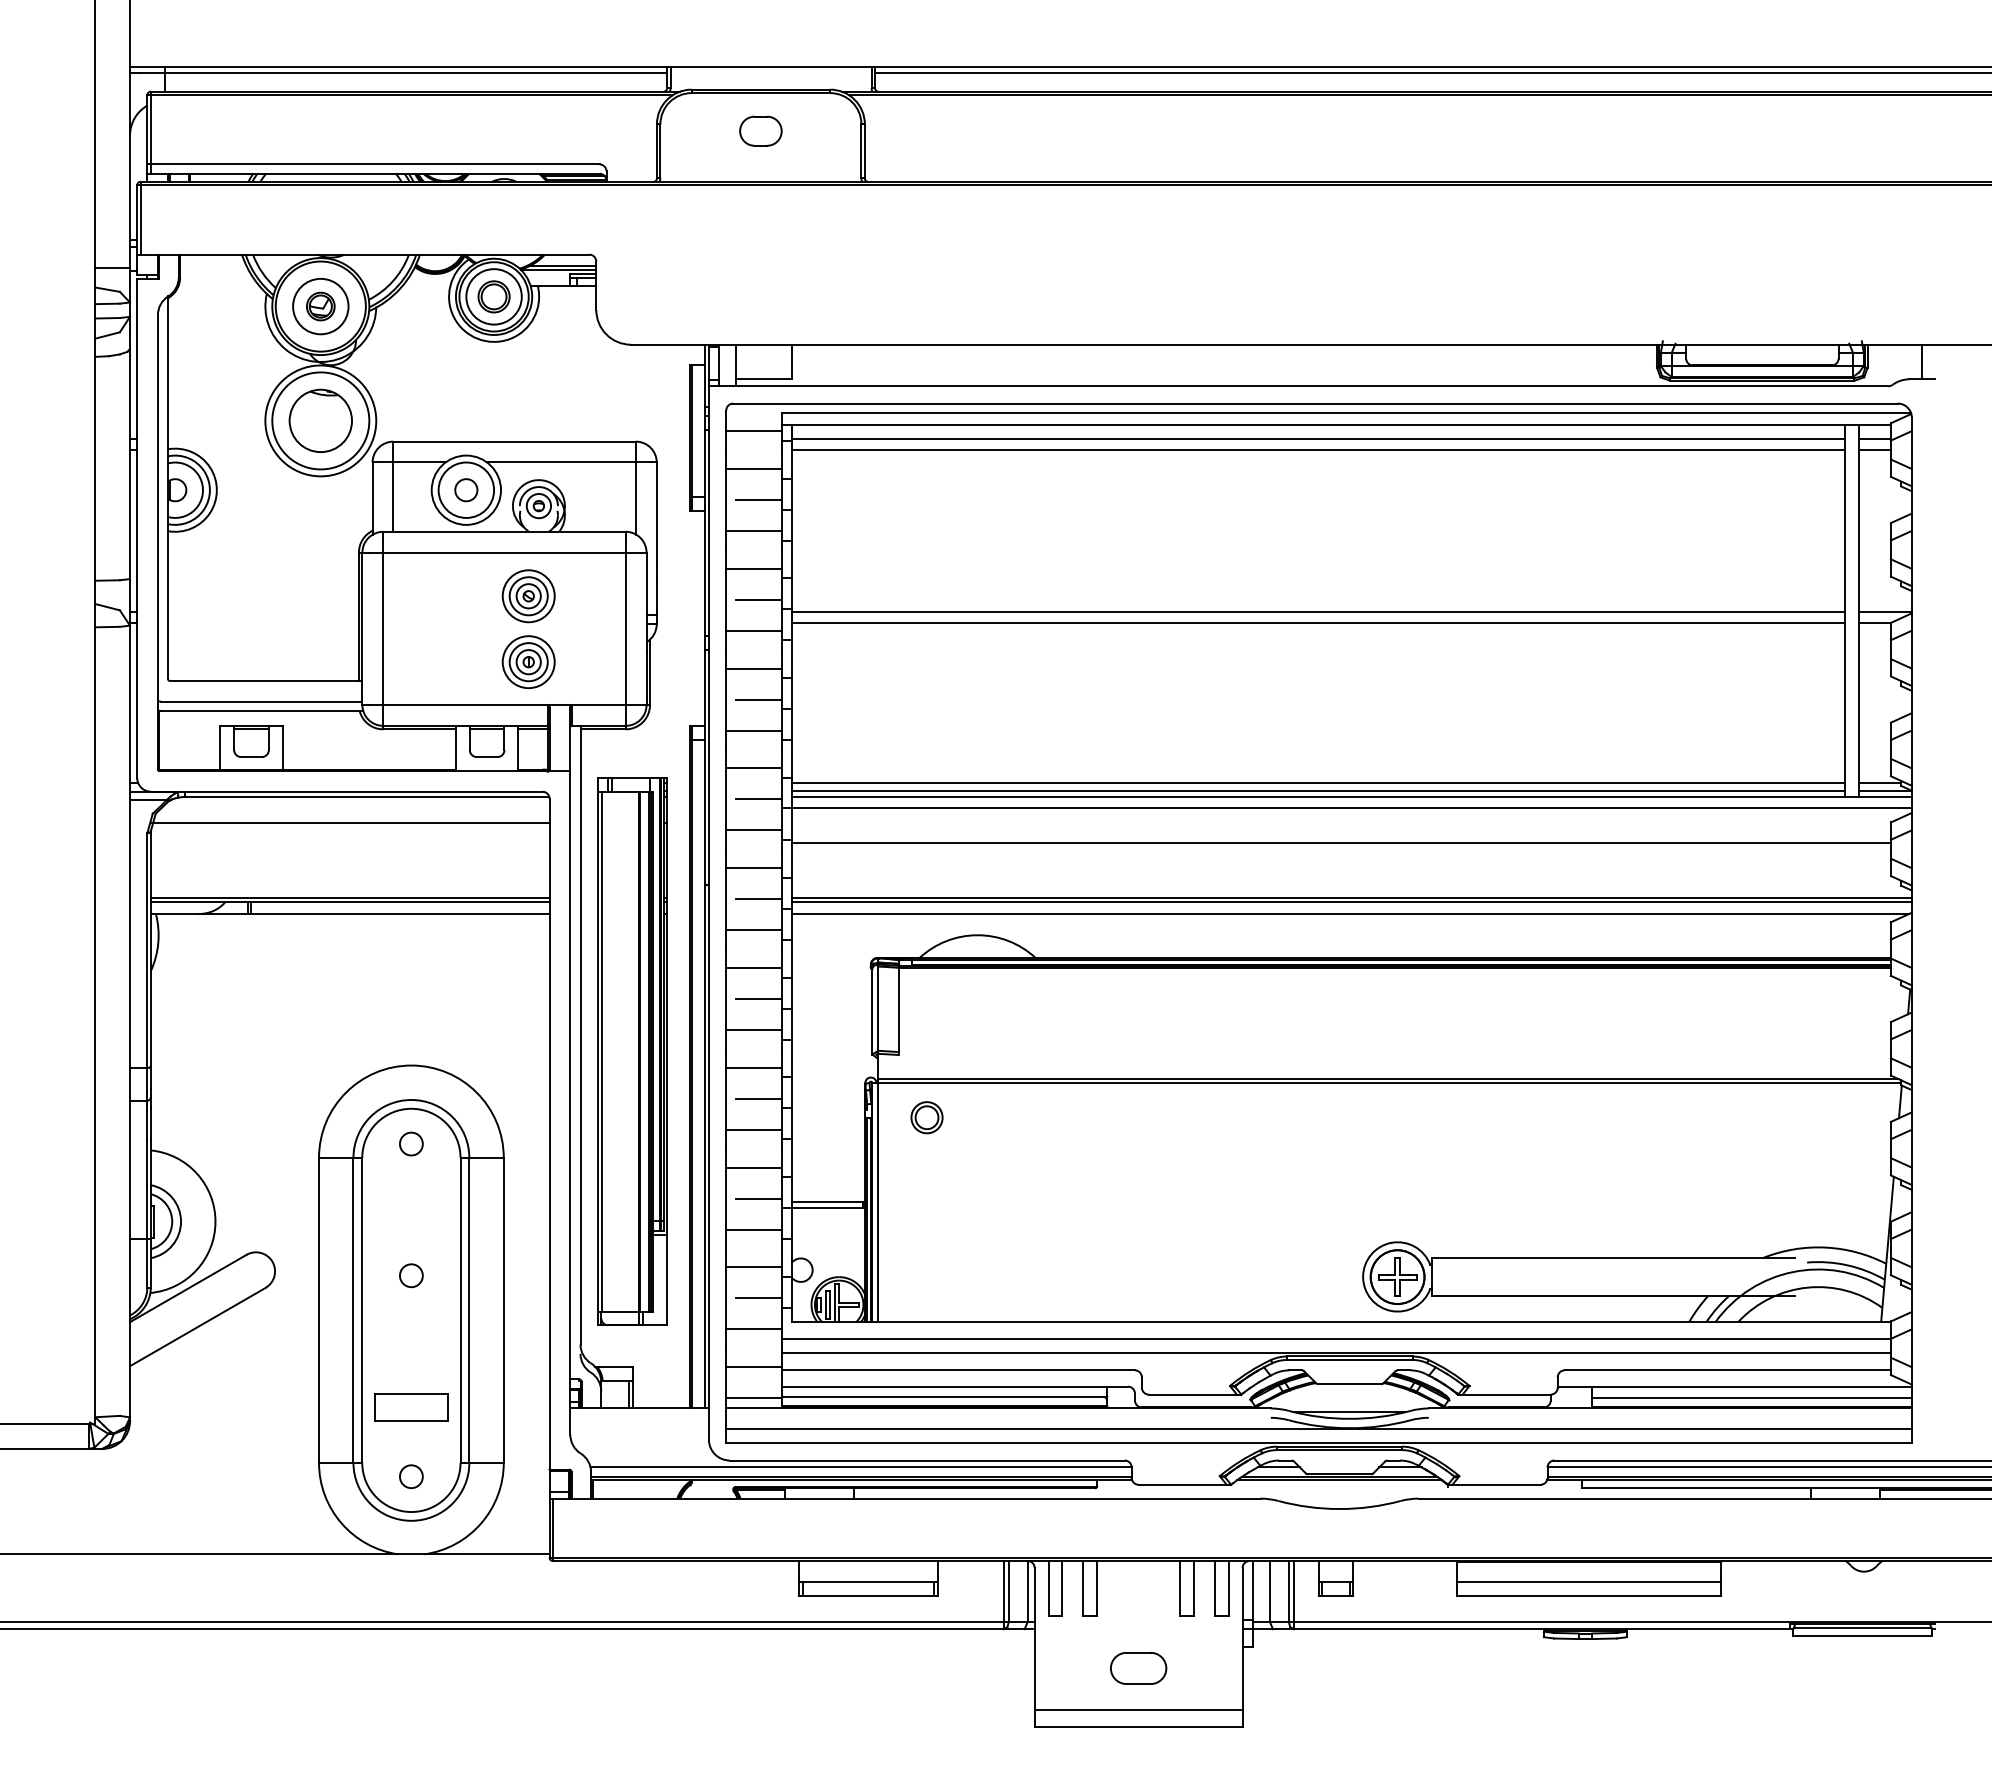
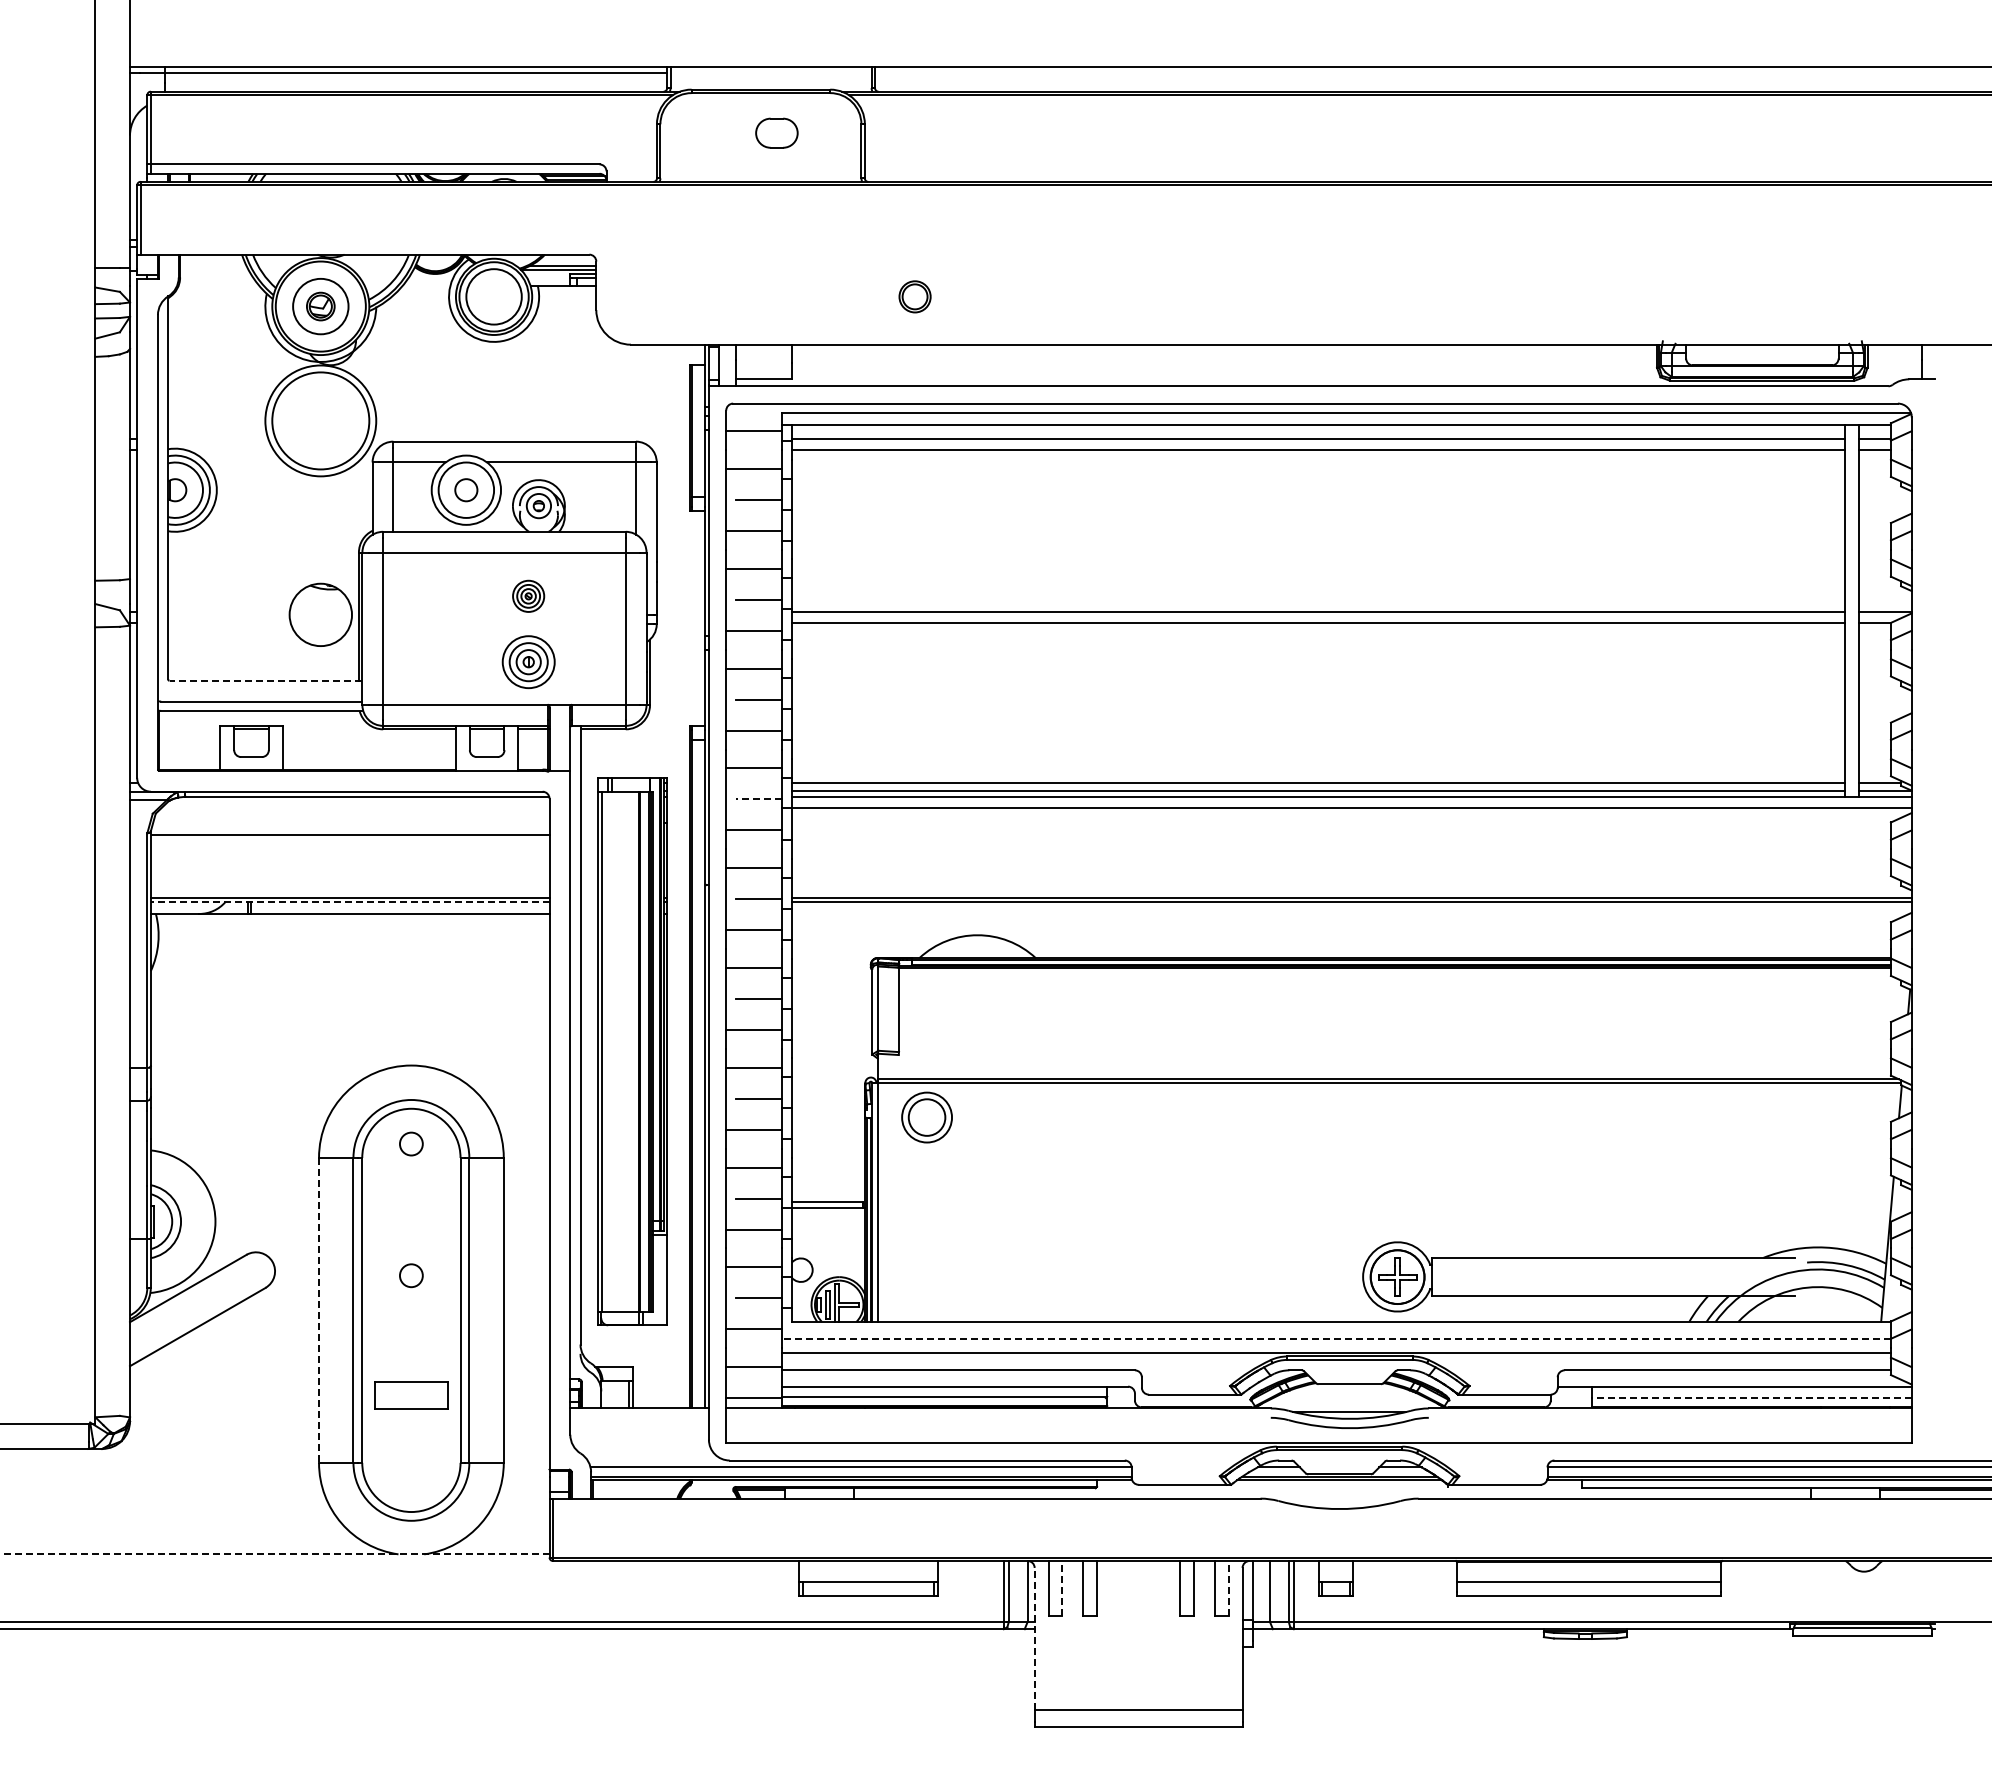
line: present -> none (1431, 73)
part position: (760, 130) -> (776, 132) (776, 132)
part position: (493, 296) -> (914, 296) (914, 296)
part position: (320, 420) -> (320, 614) (320, 614)
part size: 55x55 px -> 34x34 px (528, 595)
line: solid -> dashed (265, 680)
line: solid -> dashed (759, 799)
line position: (350, 823) -> (350, 835) (350, 835)
line: present -> none (1340, 842)
line: solid -> dashed (349, 902)
line: present -> none (1350, 913)
part size: 34x34 px -> 52x53 px (926, 1117)
line: solid -> dashed (319, 1310)
line: solid -> dashed (1336, 1339)
line: solid -> dashed (1752, 1398)
part position: (411, 1407) -> (411, 1395) (411, 1395)
line: present -> none (1318, 1429)
circle: present -> none (411, 1476)
line: solid -> dashed (274, 1554)
line: solid -> dashed (1062, 1588)
line: solid -> dashed (1228, 1588)
line: solid -> dashed (1034, 1638)
part: present -> none (1138, 1668)
